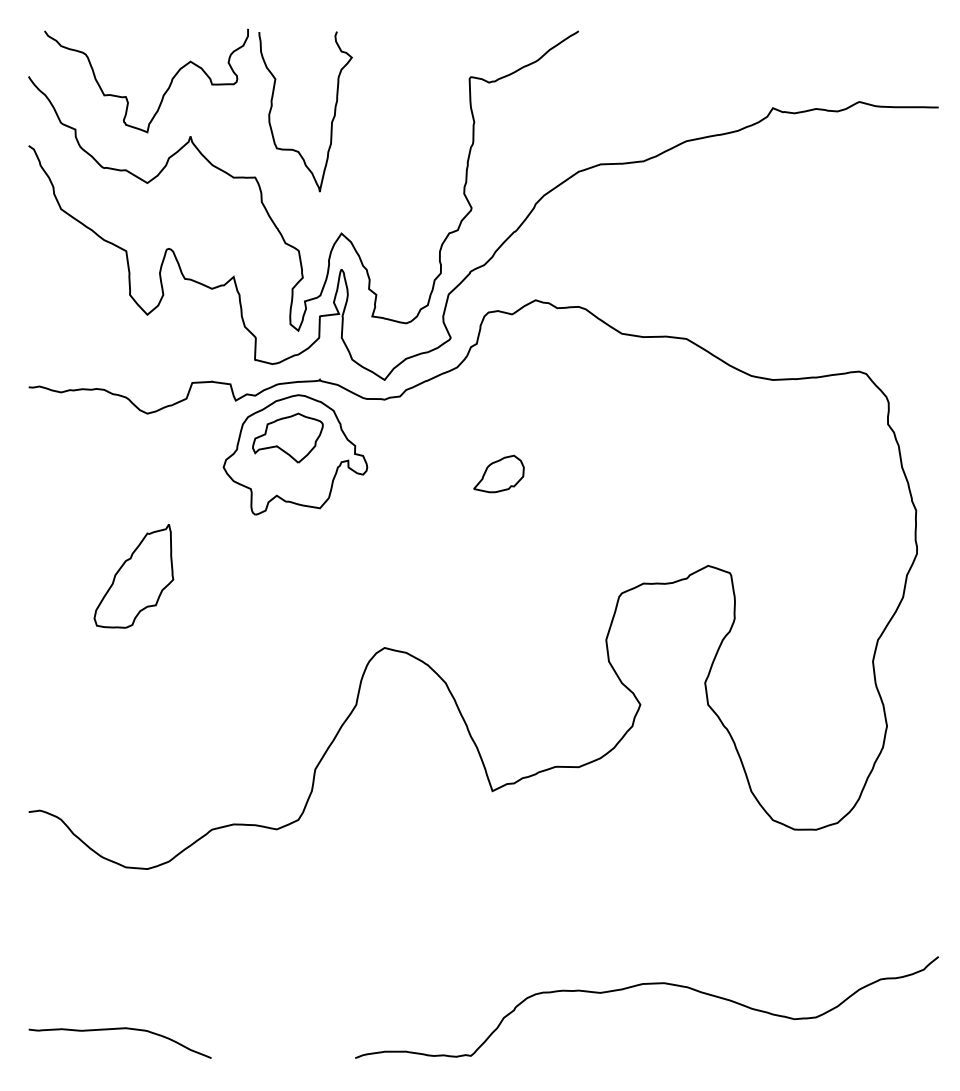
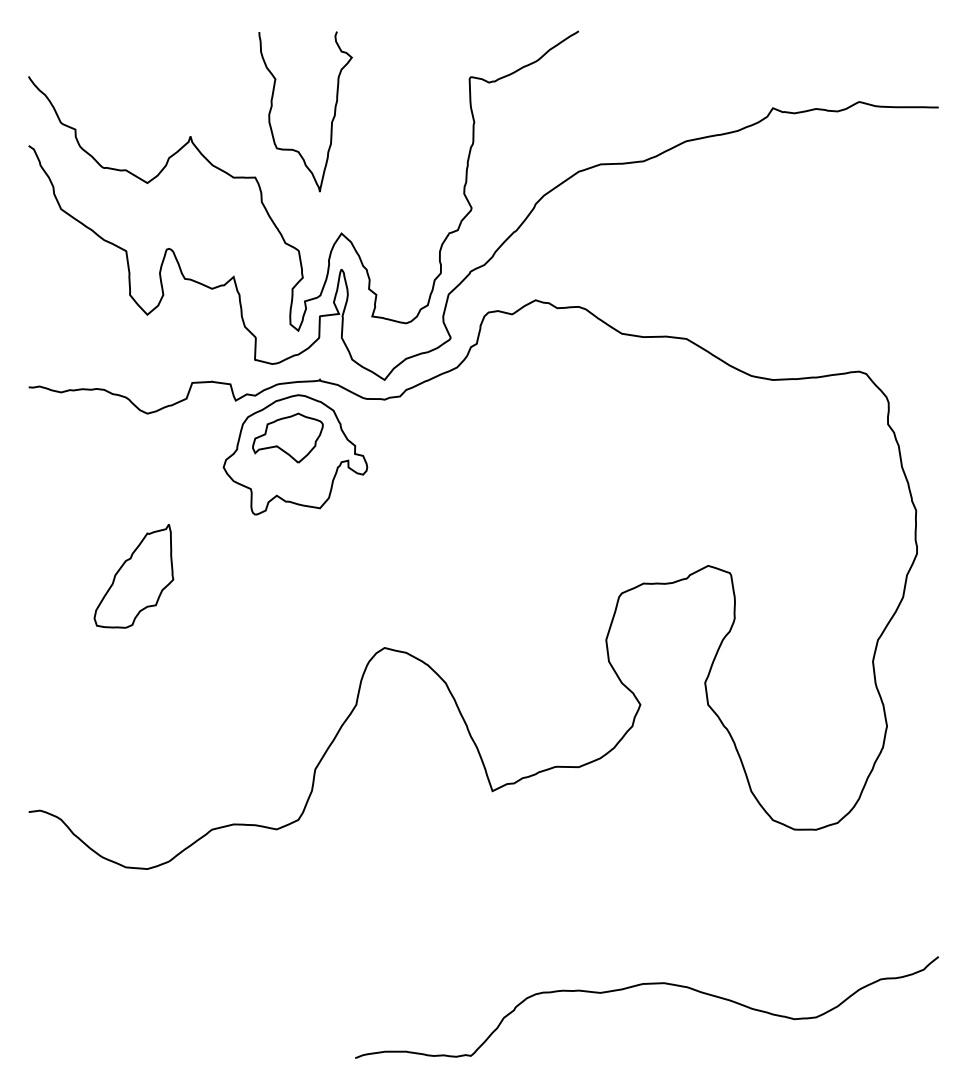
curve: present -> none (163, 93)
part: present -> none (498, 473)
curve: present -> none (119, 1029)
